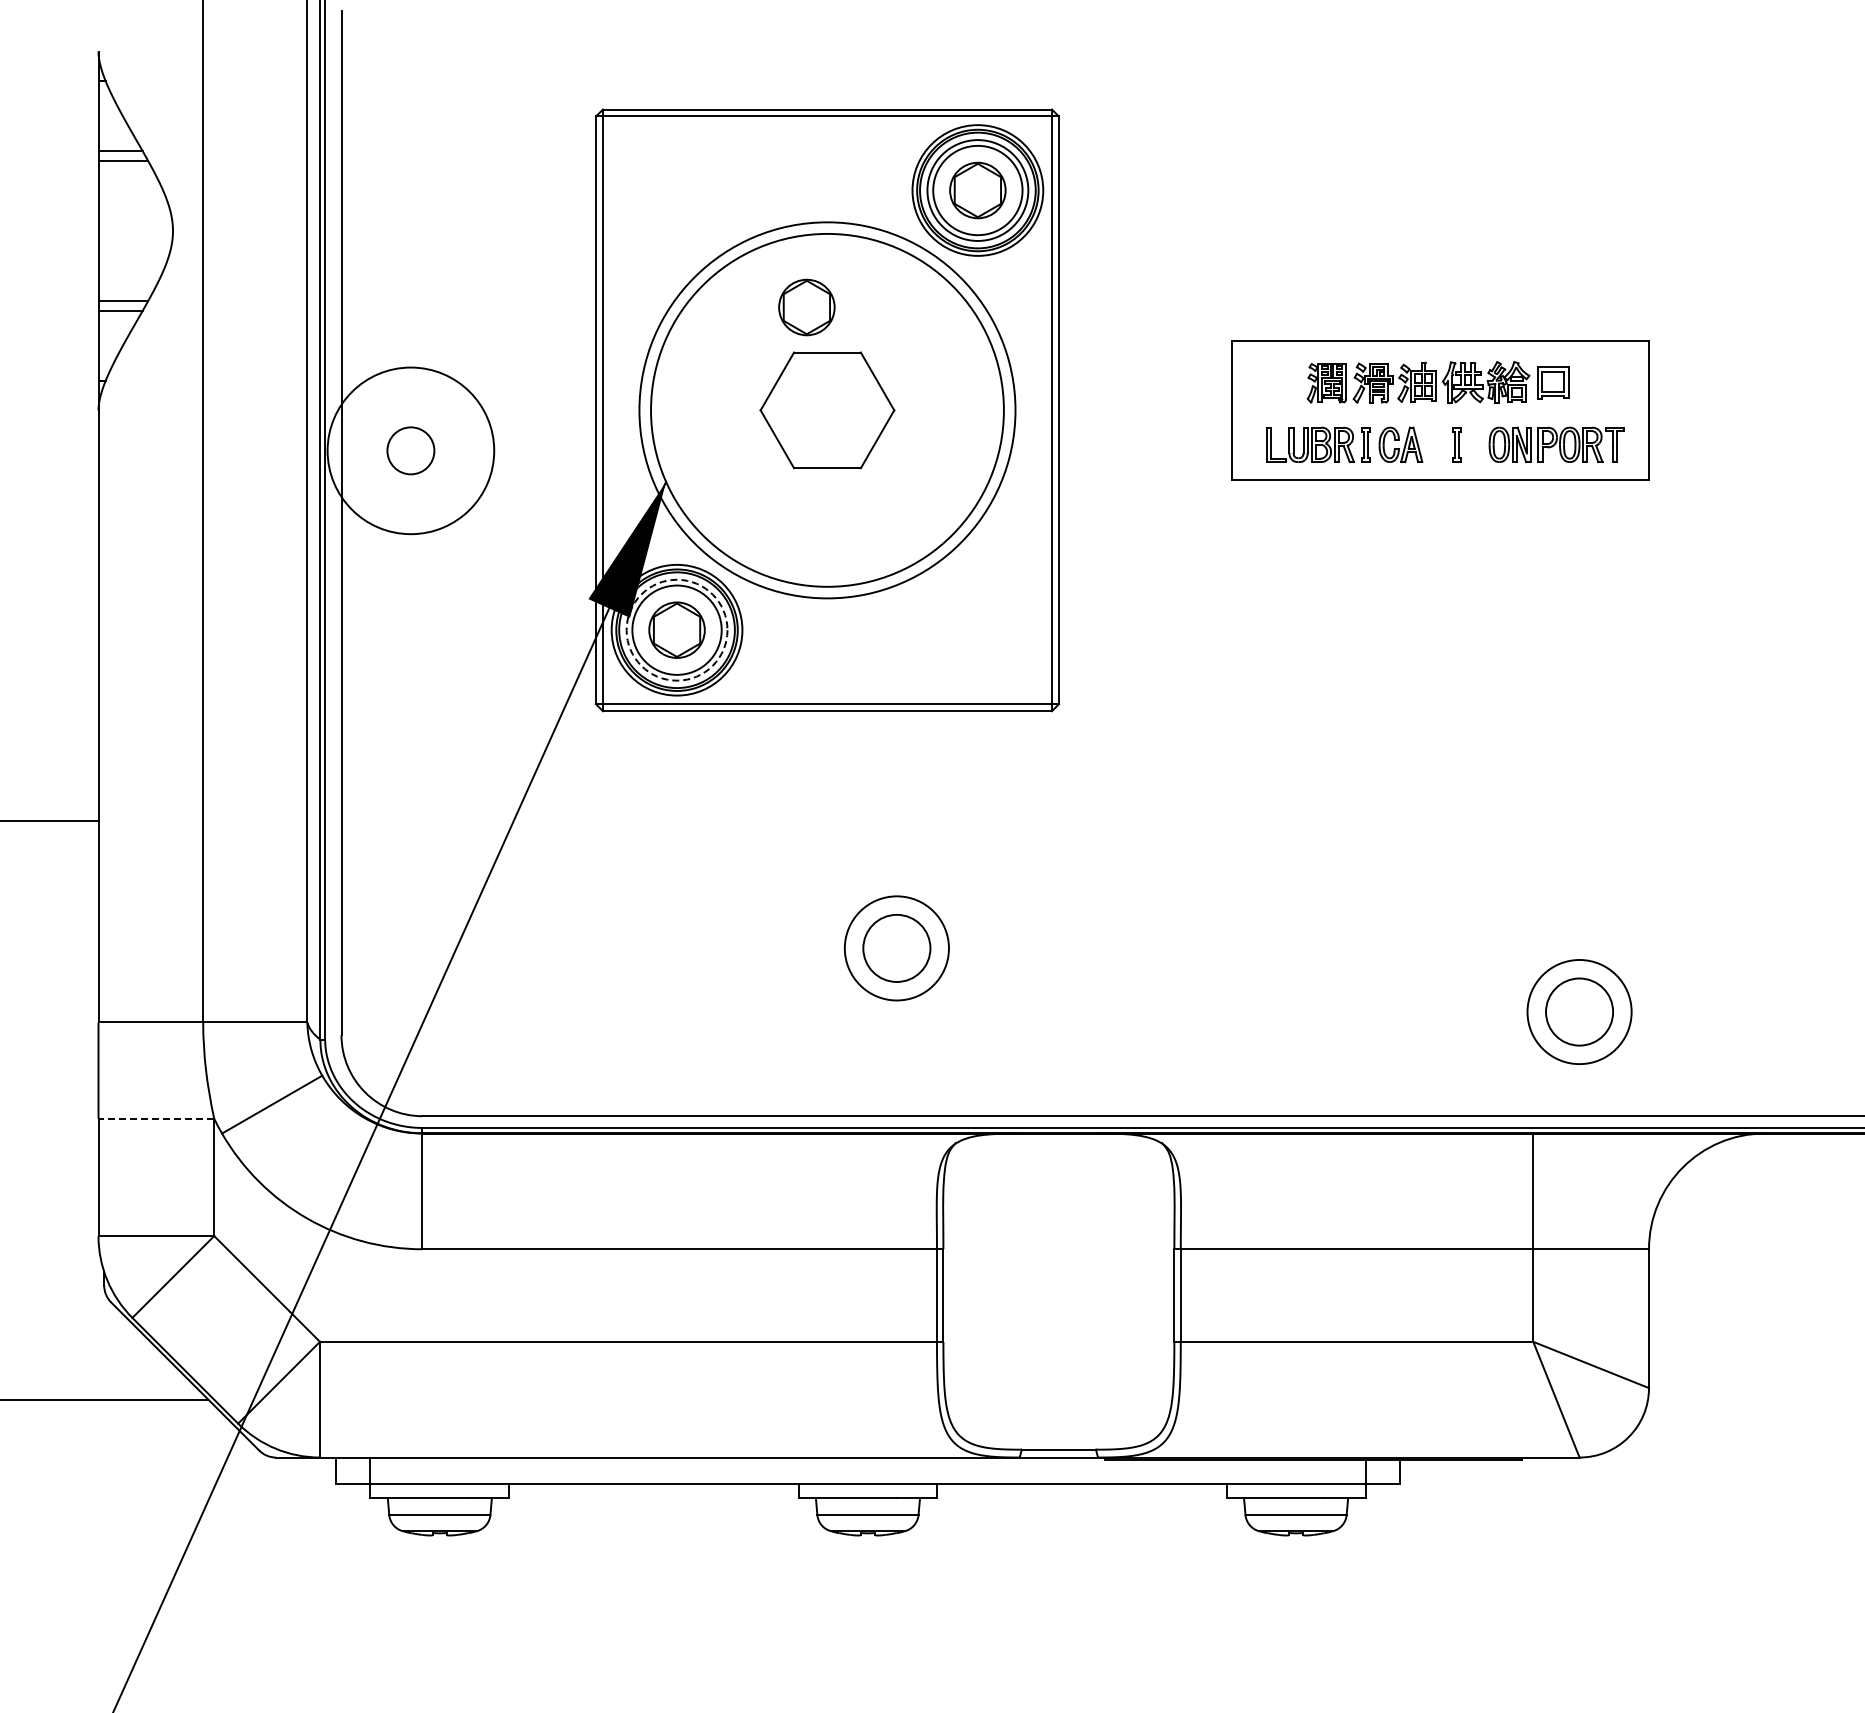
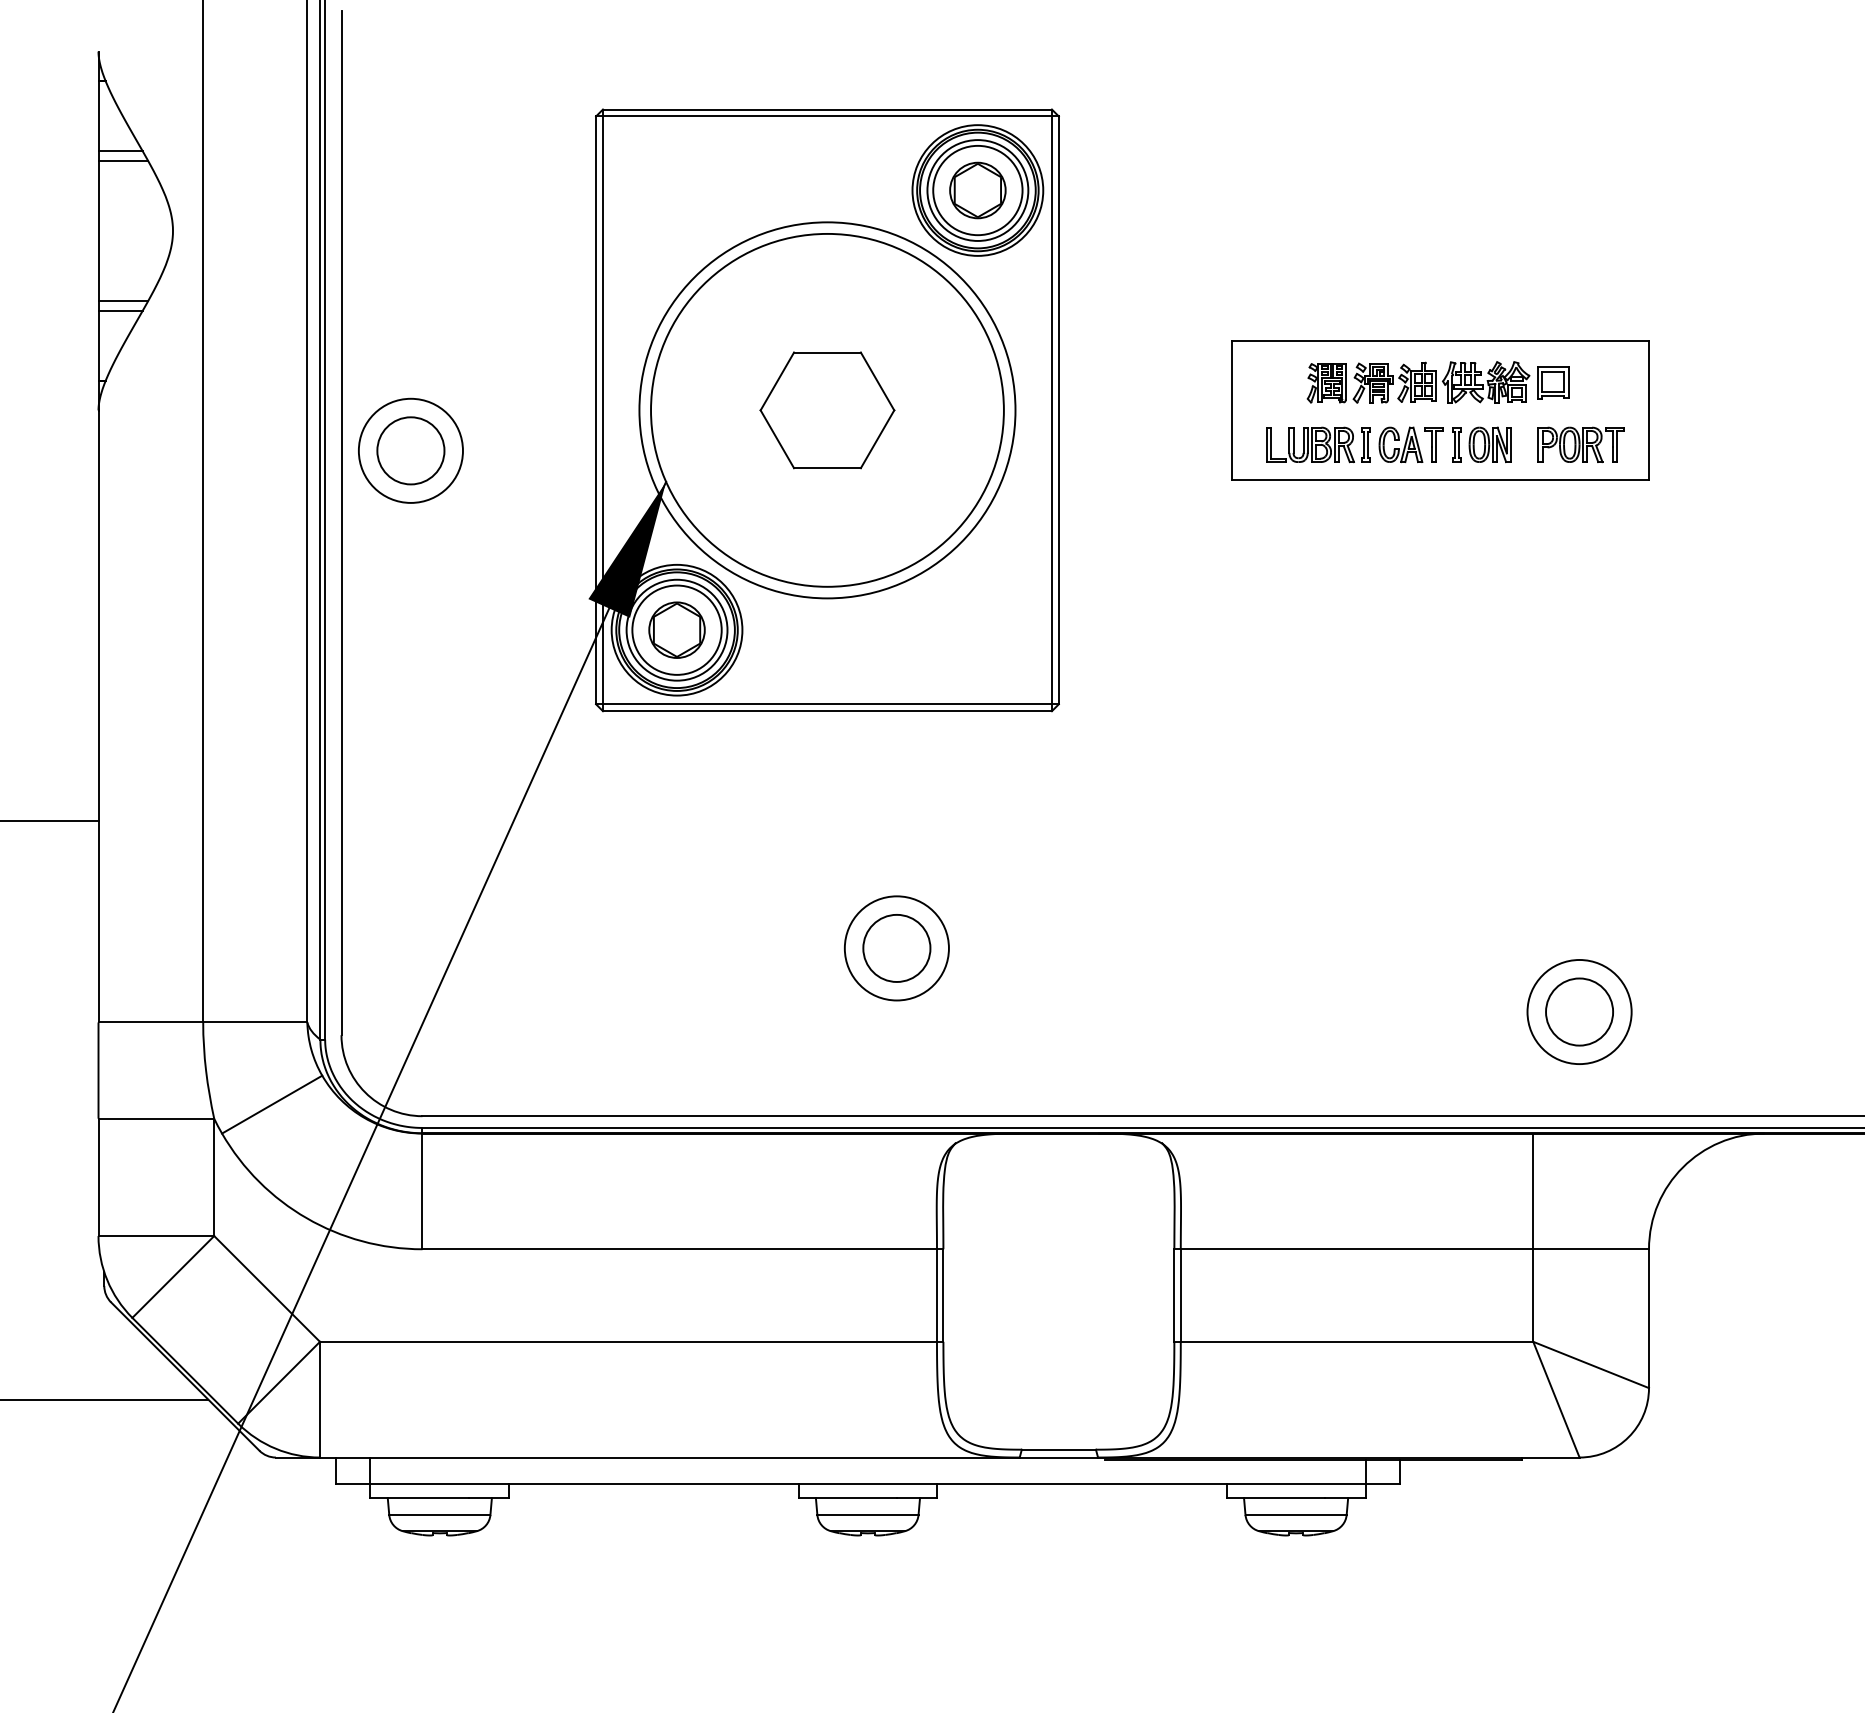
part: present -> none (806, 307)
part: none -> present (1433, 444)
part position: (1509, 444) -> (1489, 444) (1489, 444)
circle diameter: 167 px -> 104 px (410, 450)
circle diameter: 47 px -> 67 px (410, 450)
circle: dashed -> solid (676, 629)
line: dashed -> solid (156, 1118)
